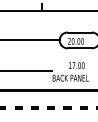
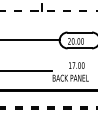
line: solid -> dashed (49, 10)
